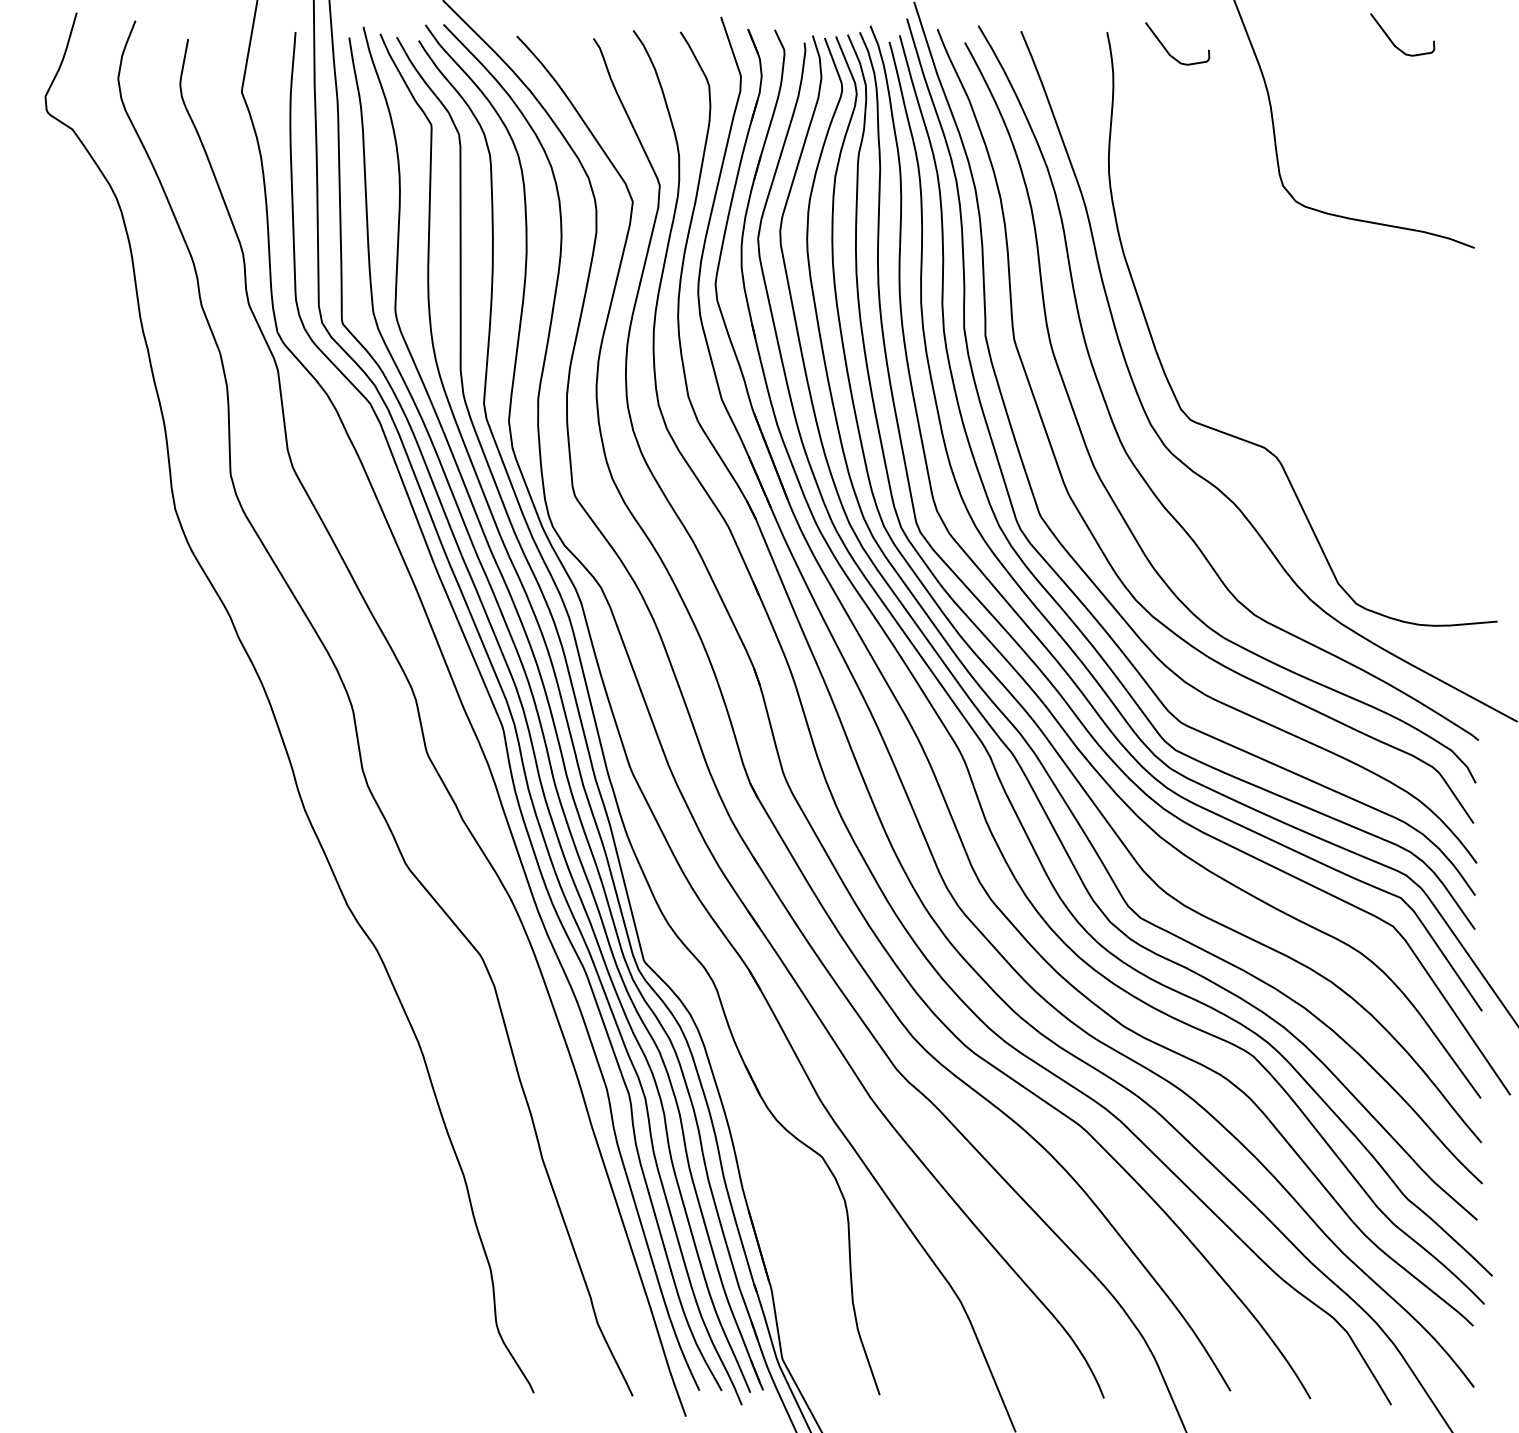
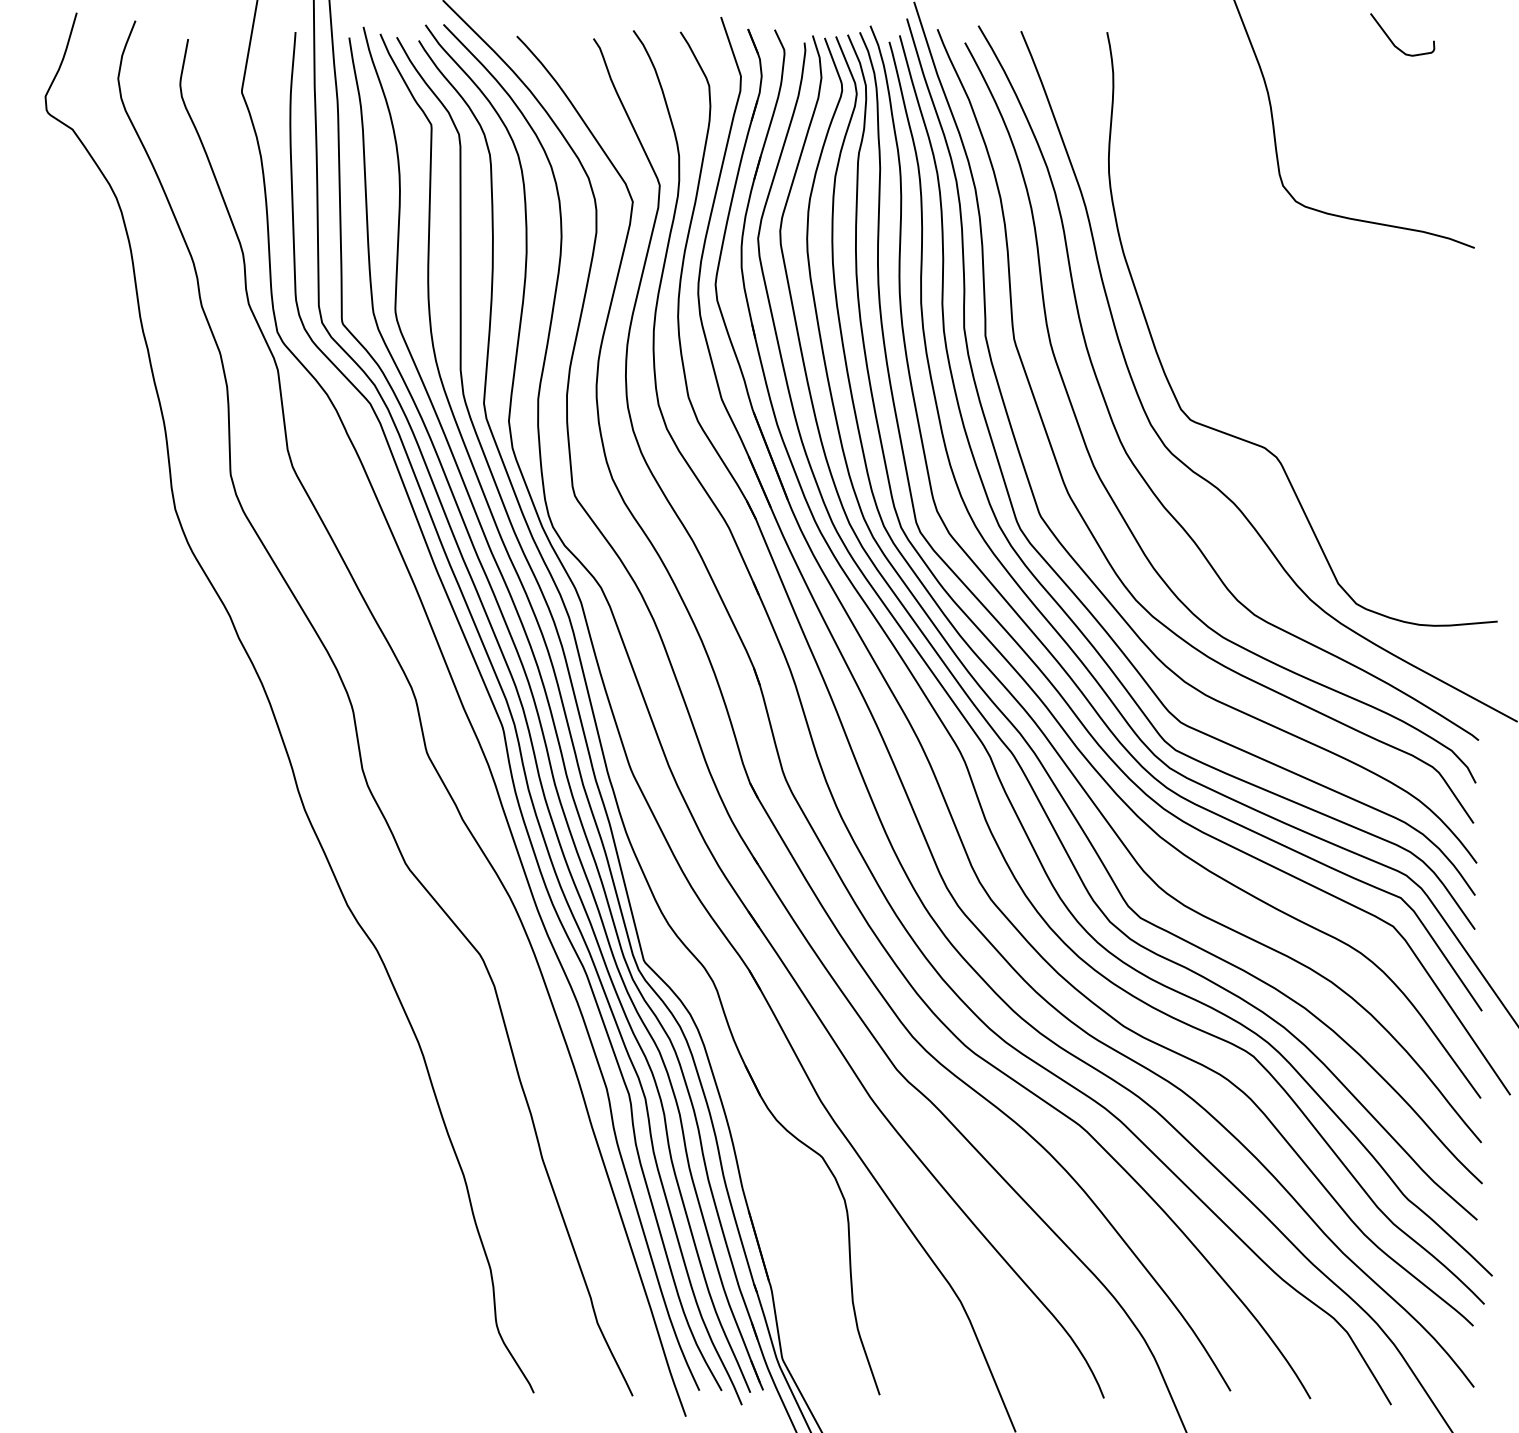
curve: present -> none (1168, 51)
